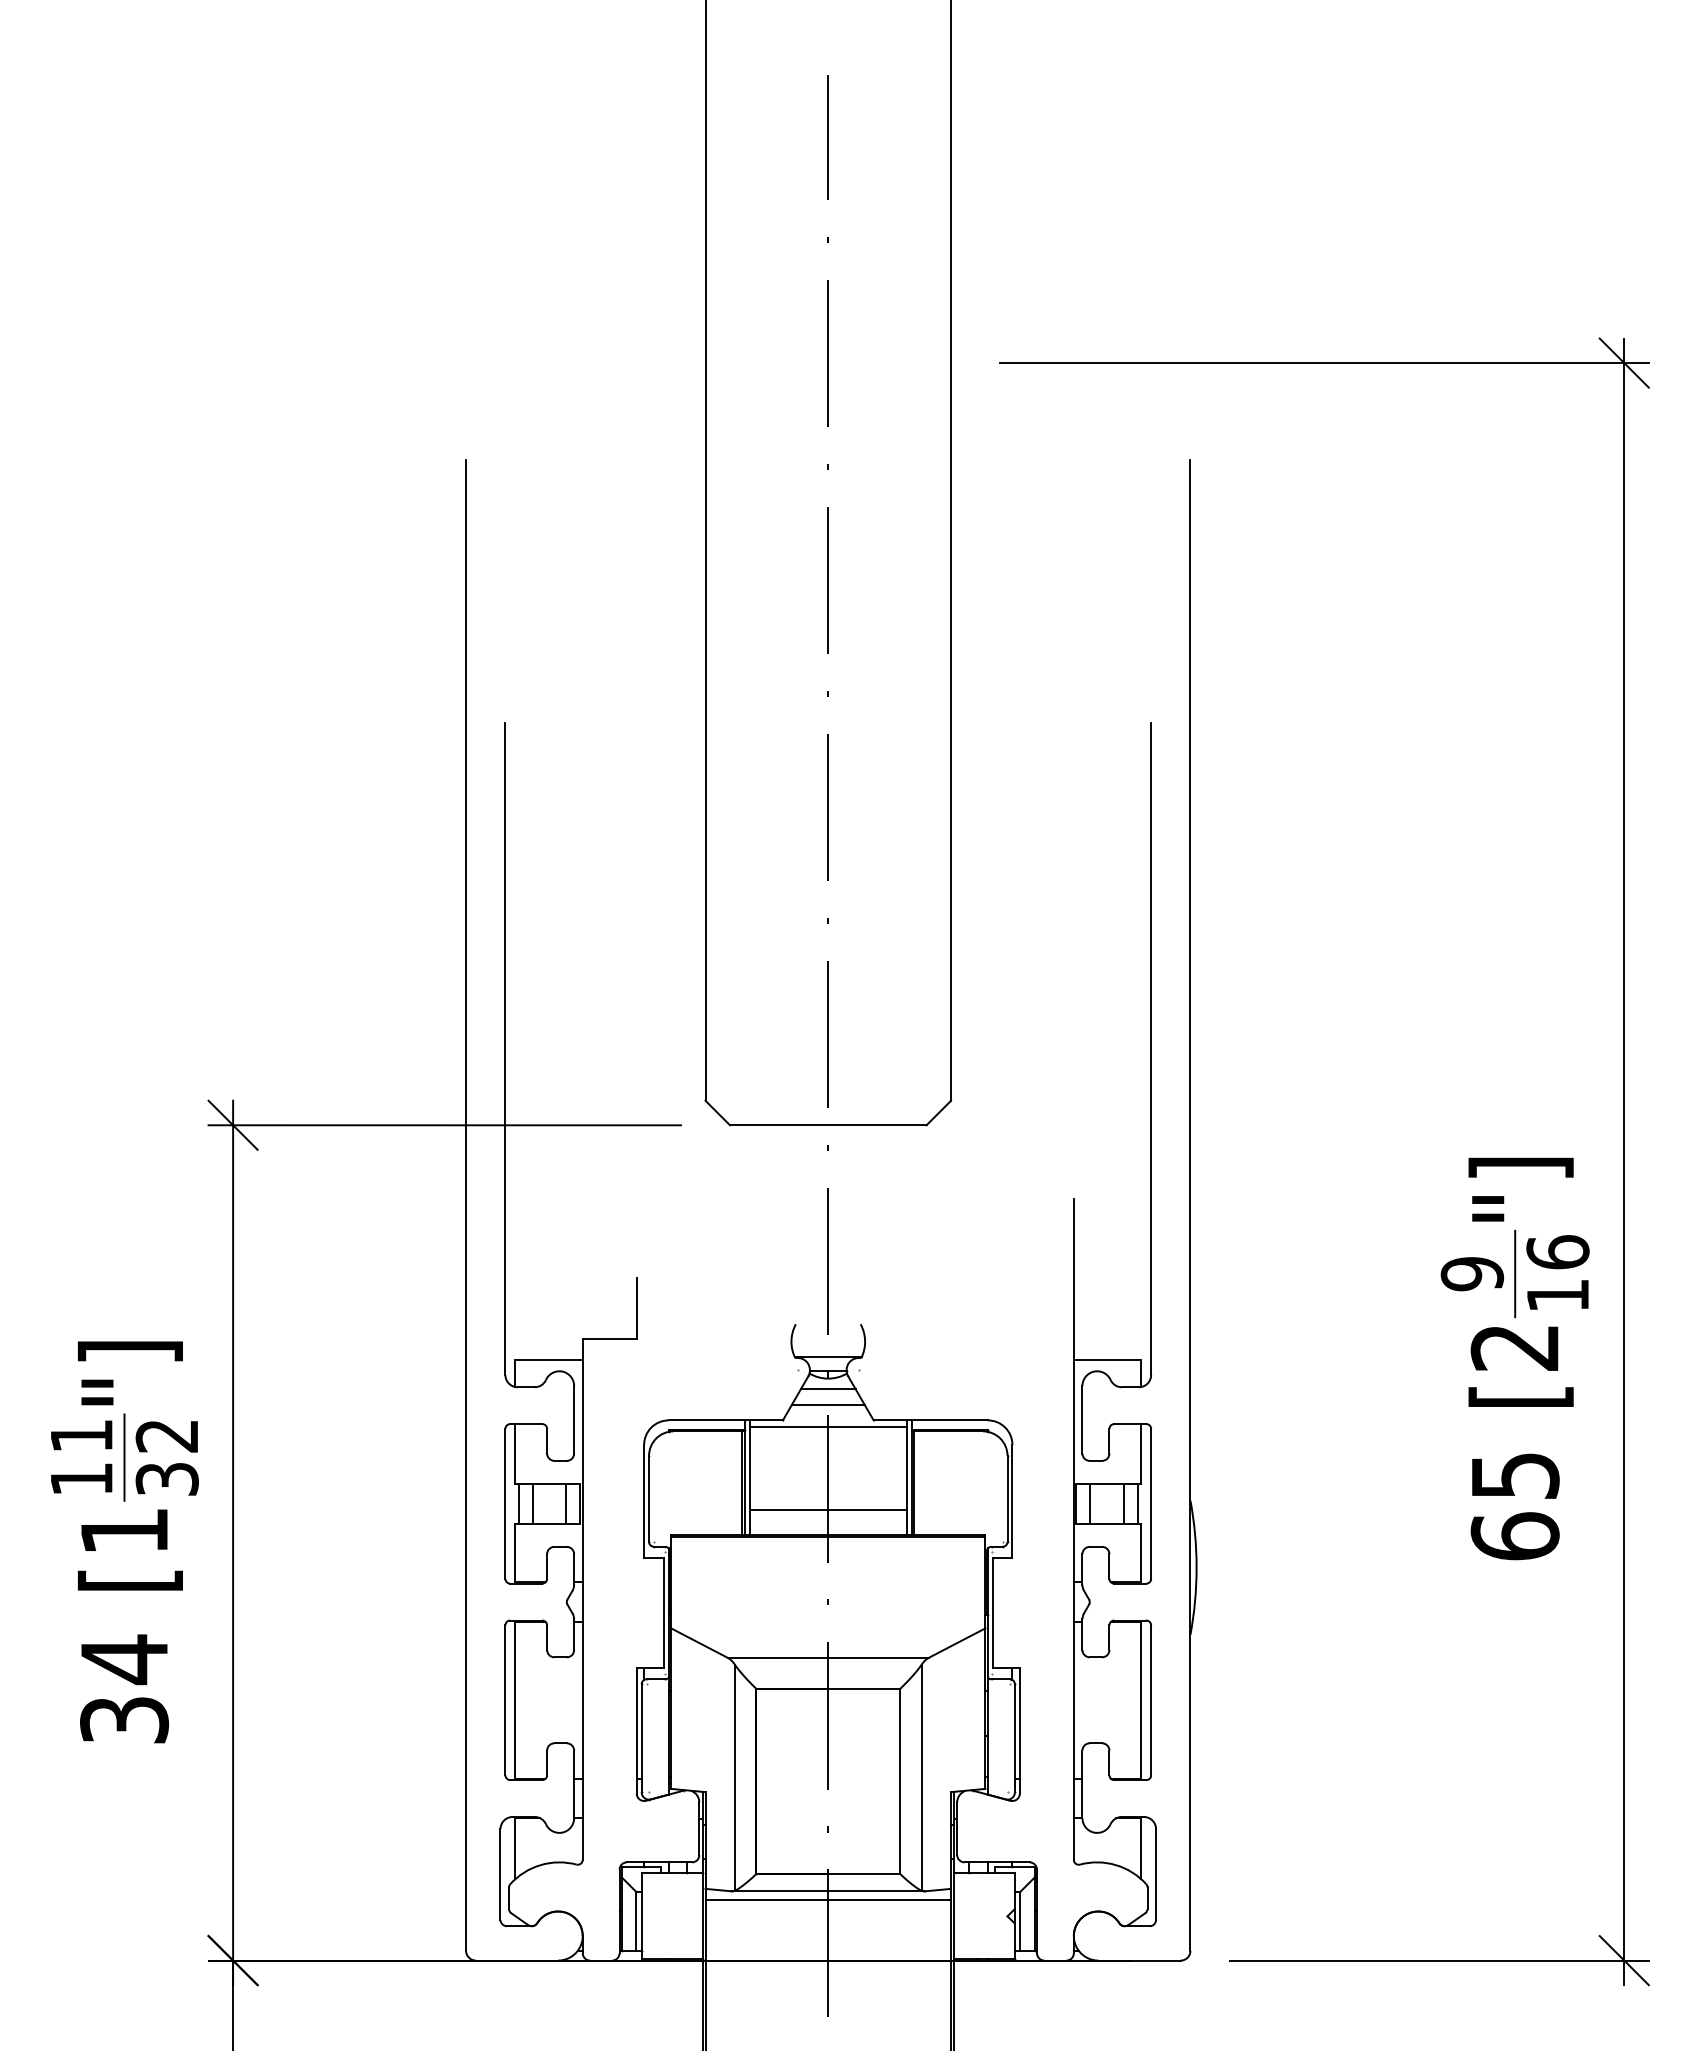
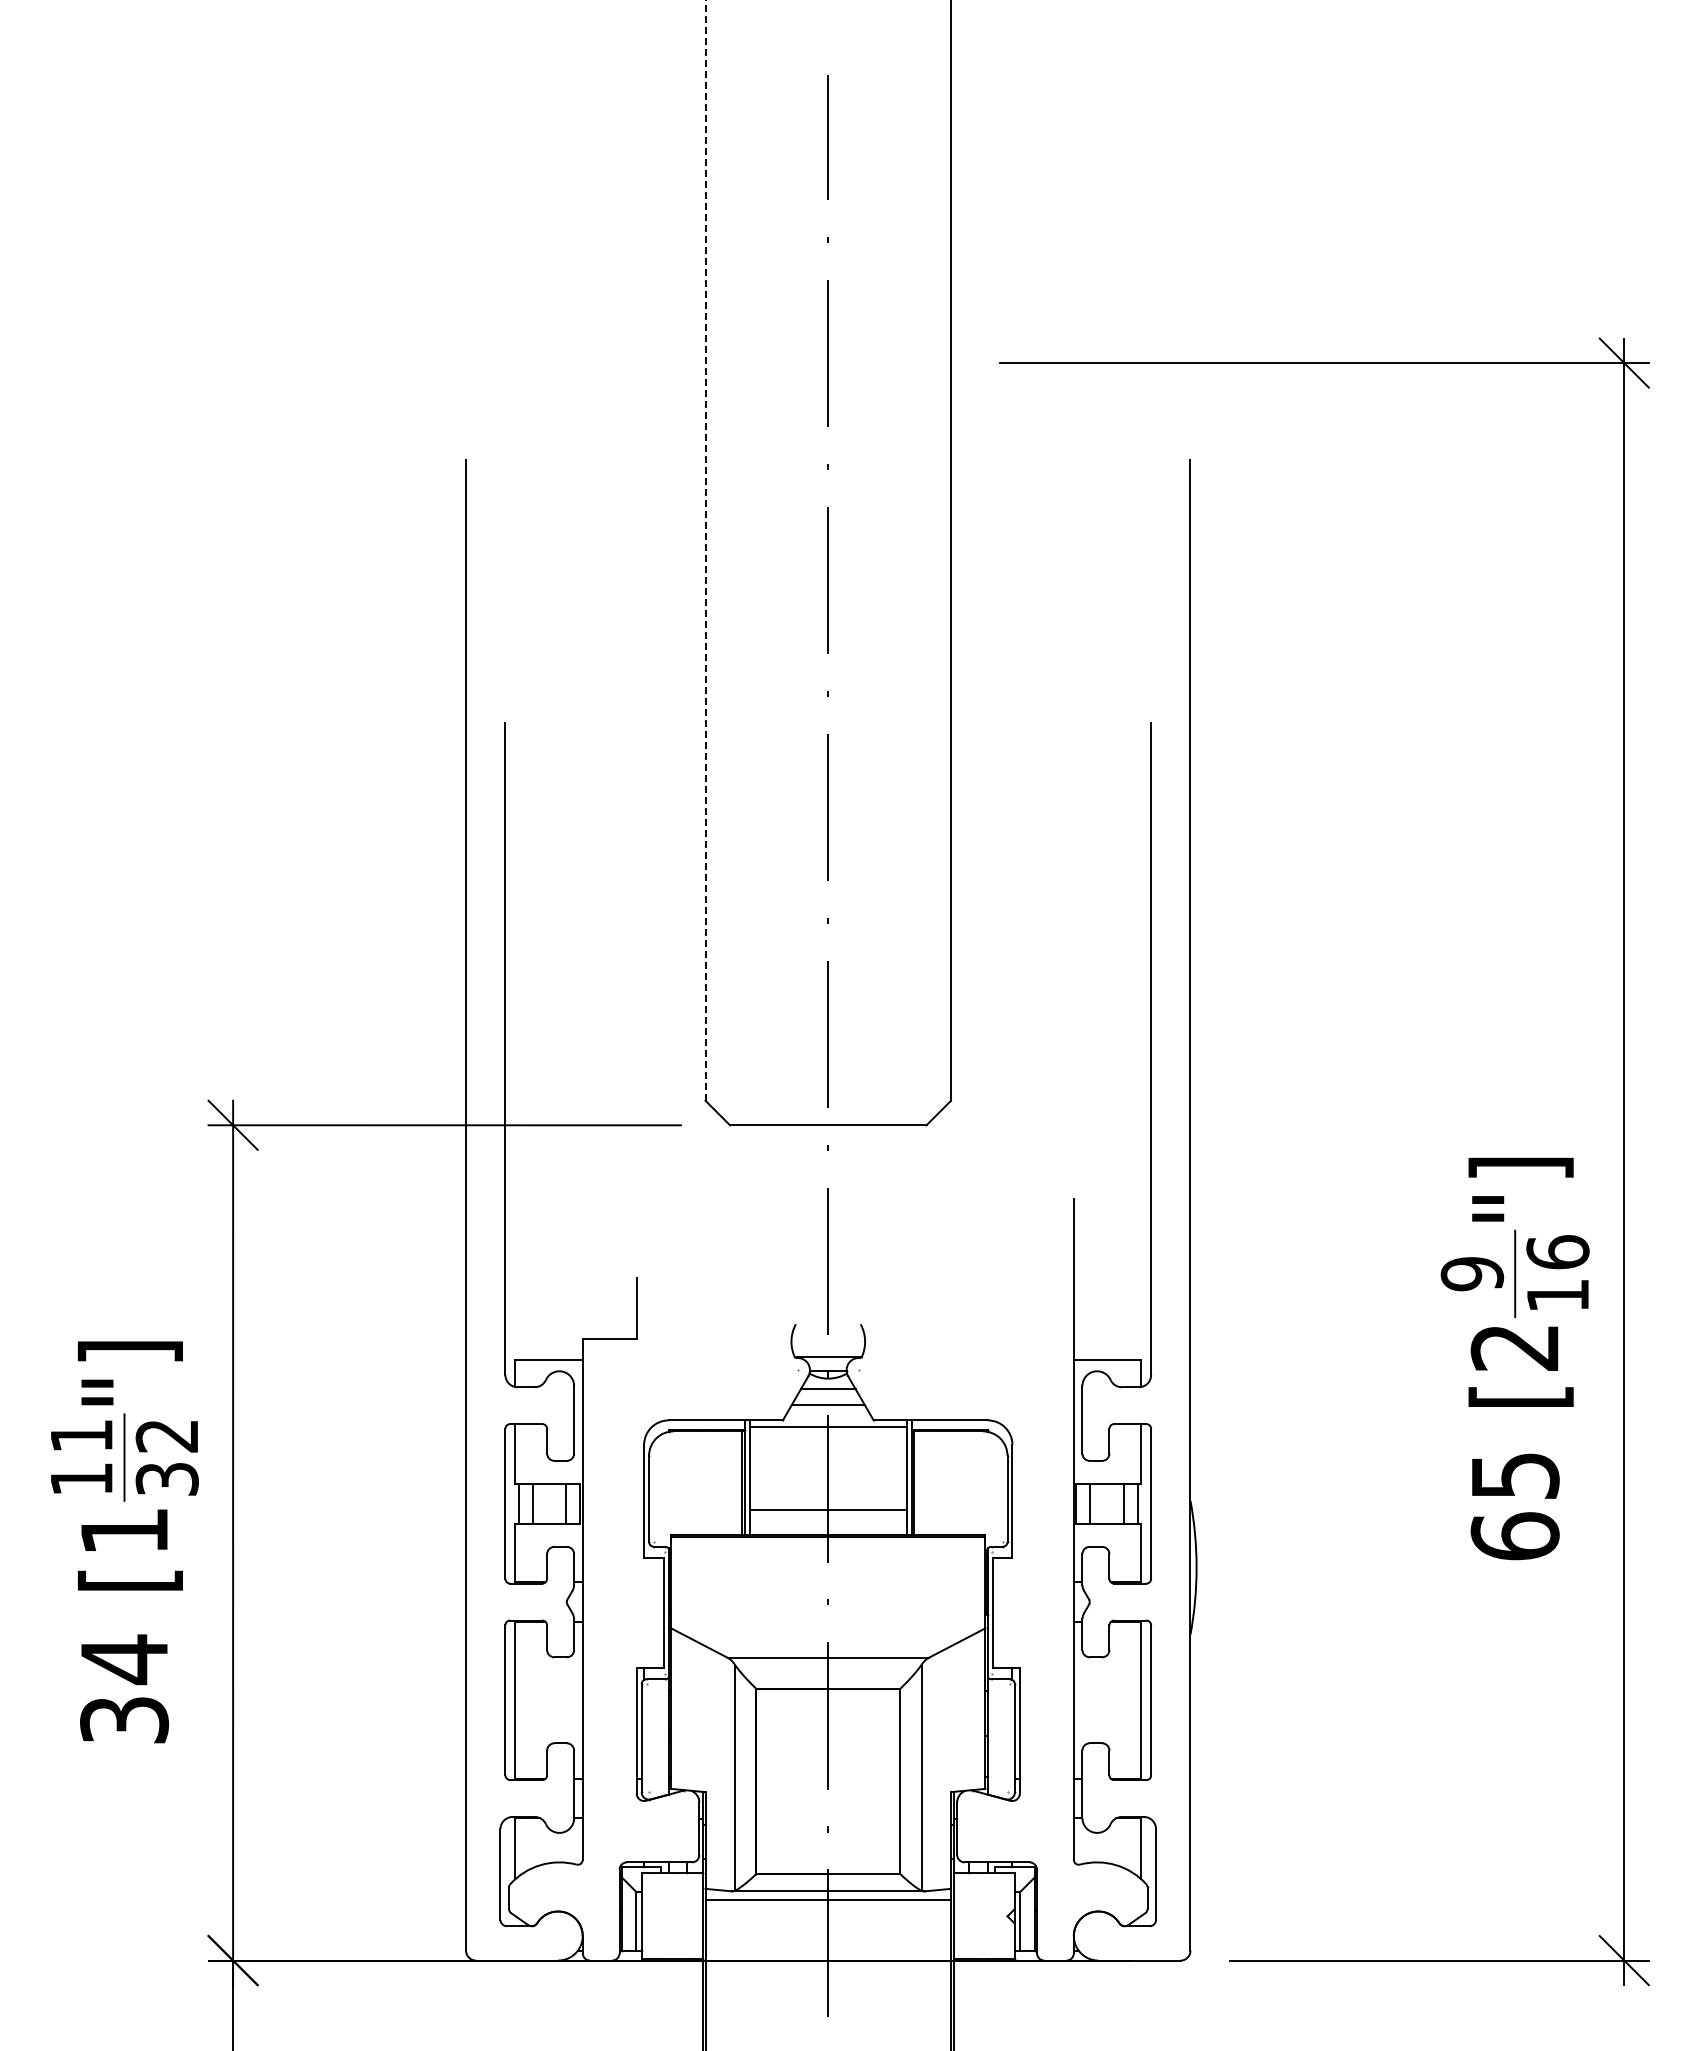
line: solid -> dashed (705, 549)
